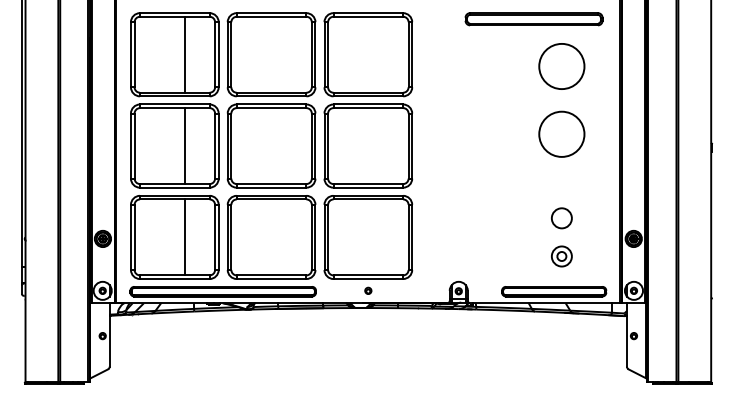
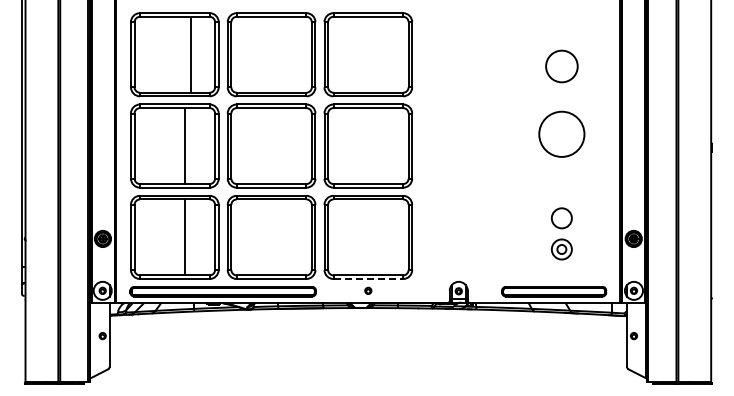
part: present -> none (533, 19)
line position: (184, 54) -> (190, 54) (190, 54)
circle size: 48x47 px -> 34x35 px (561, 66)
part position: (561, 256) -> (561, 249) (561, 249)
line: solid -> dashed (368, 279)
